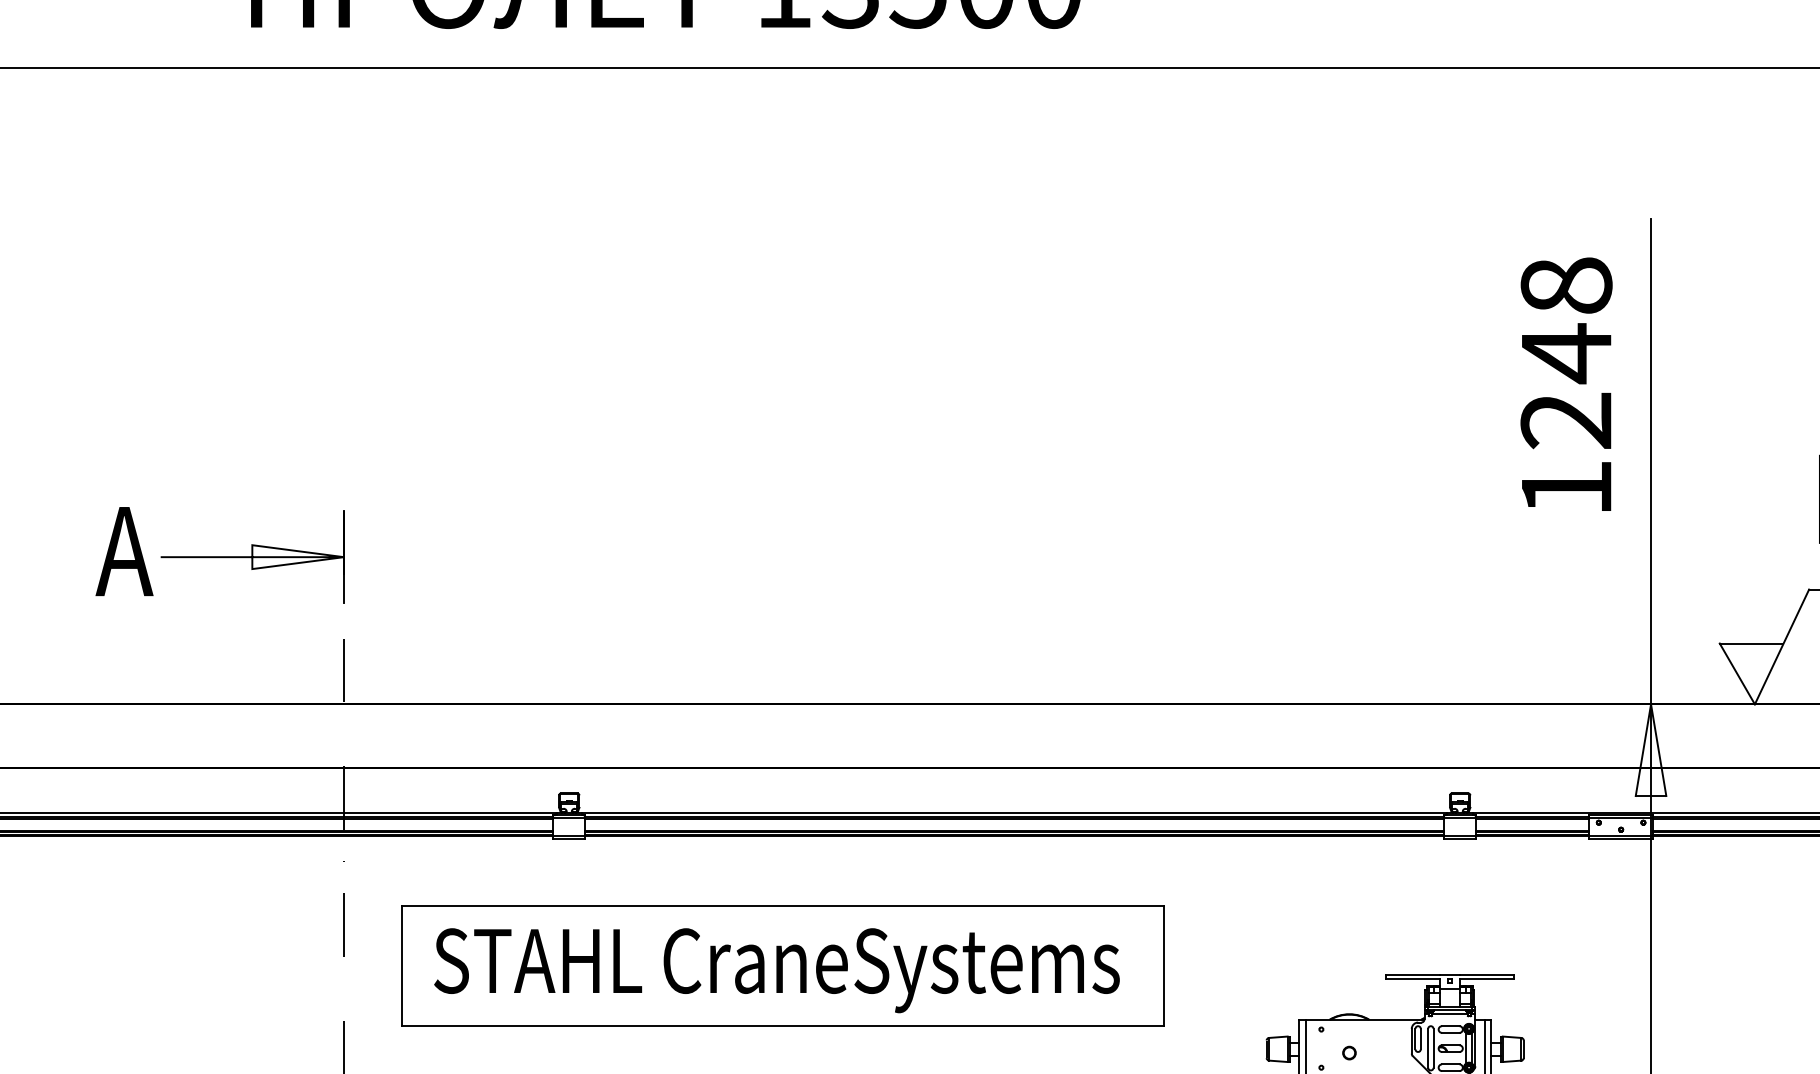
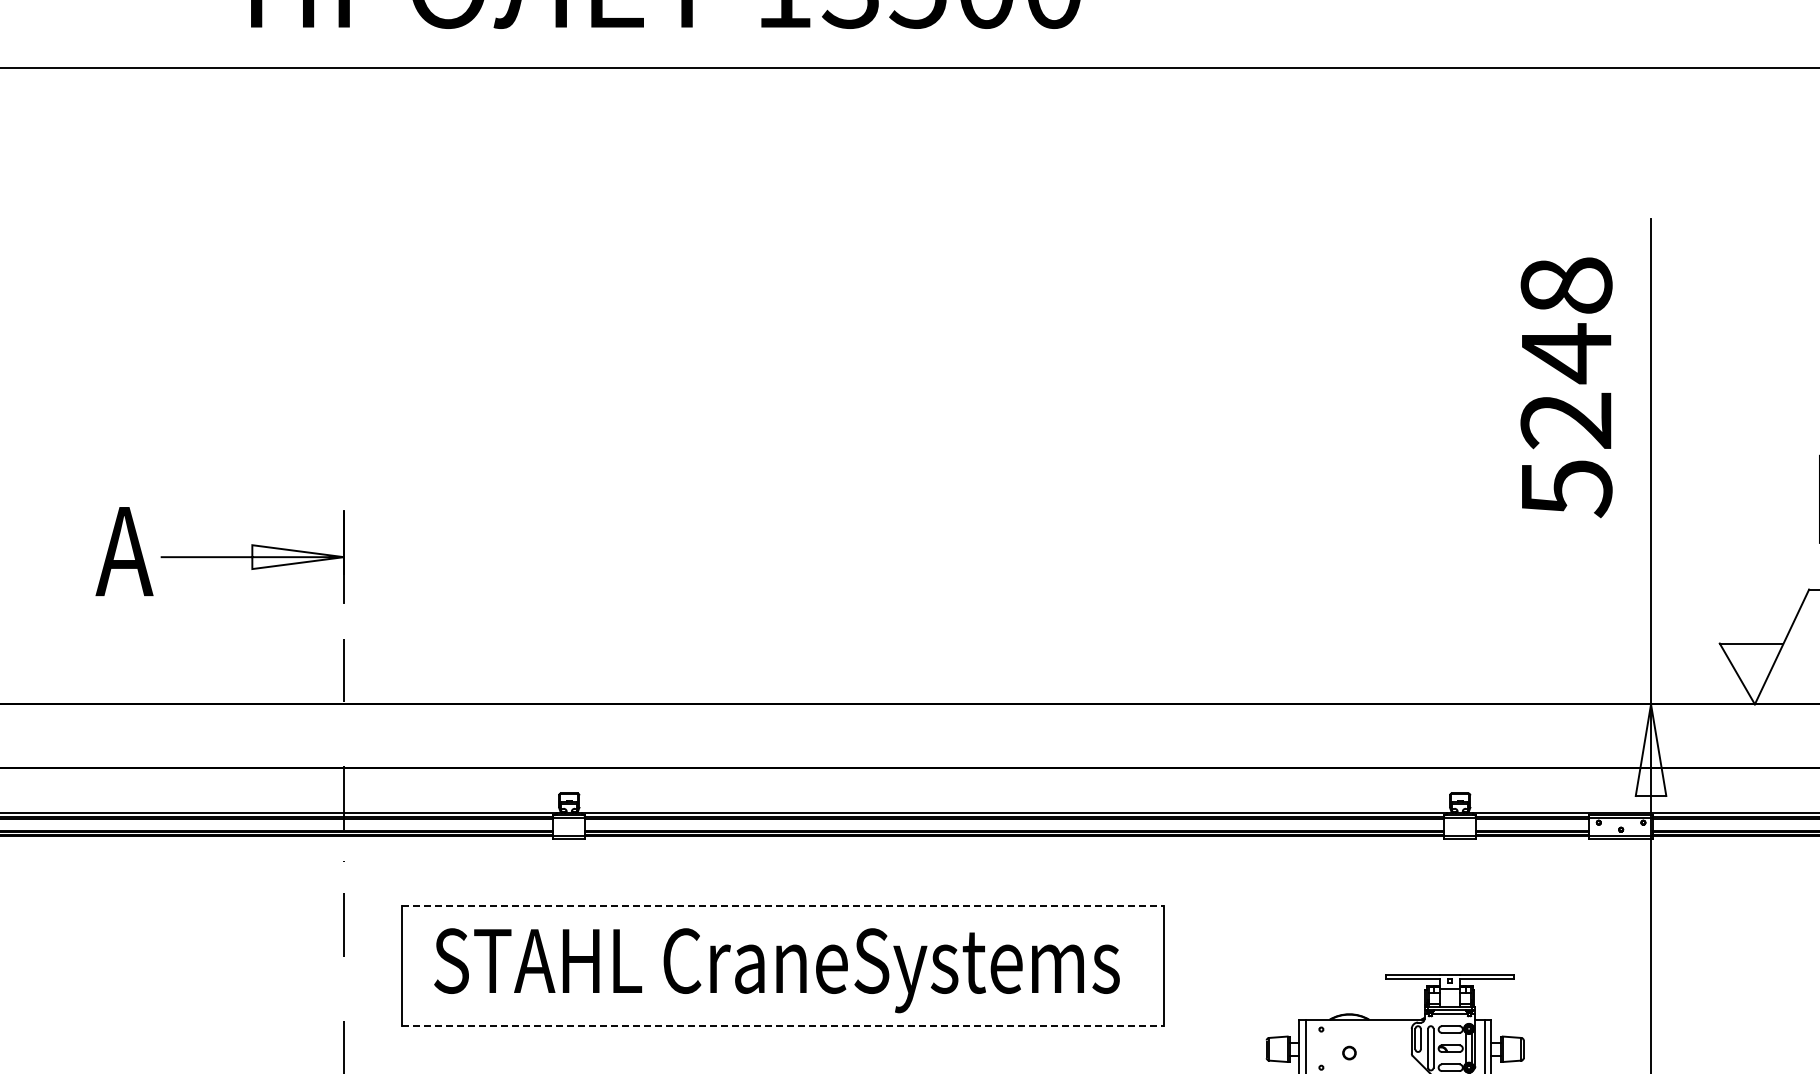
text: 1248 -> 5248 (1567, 489)
line: solid -> dashed (783, 906)
line: solid -> dashed (783, 1025)
